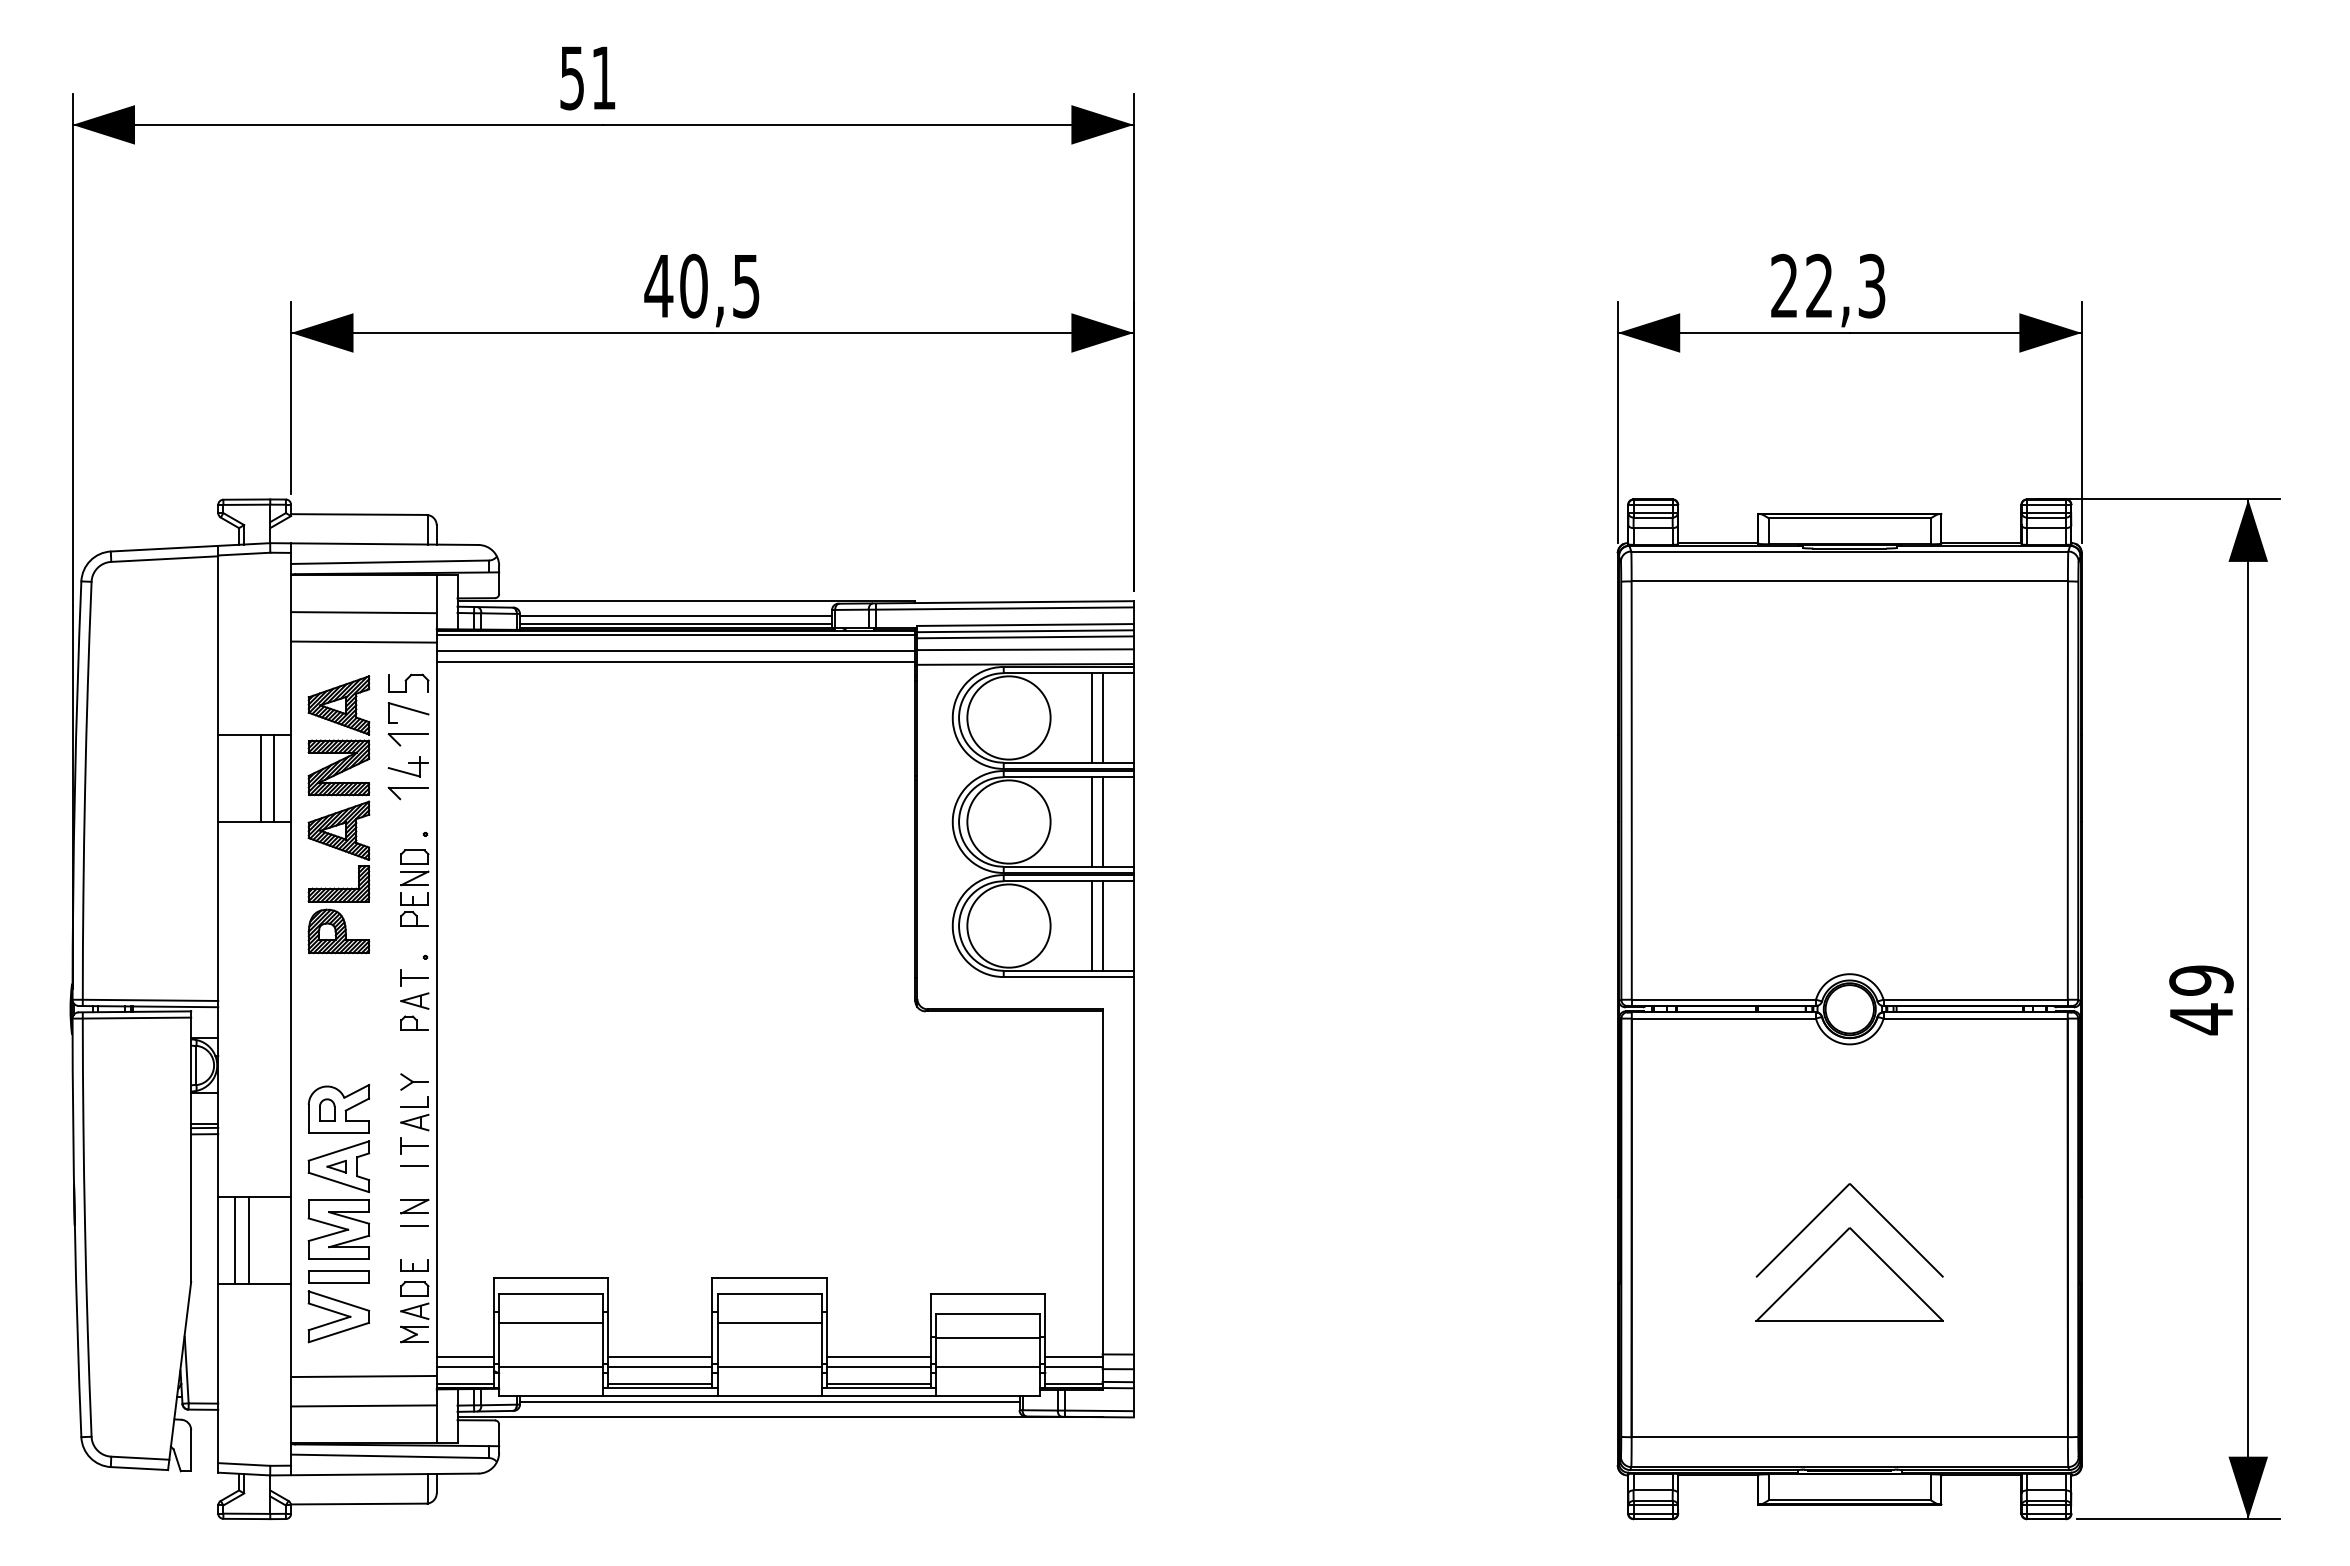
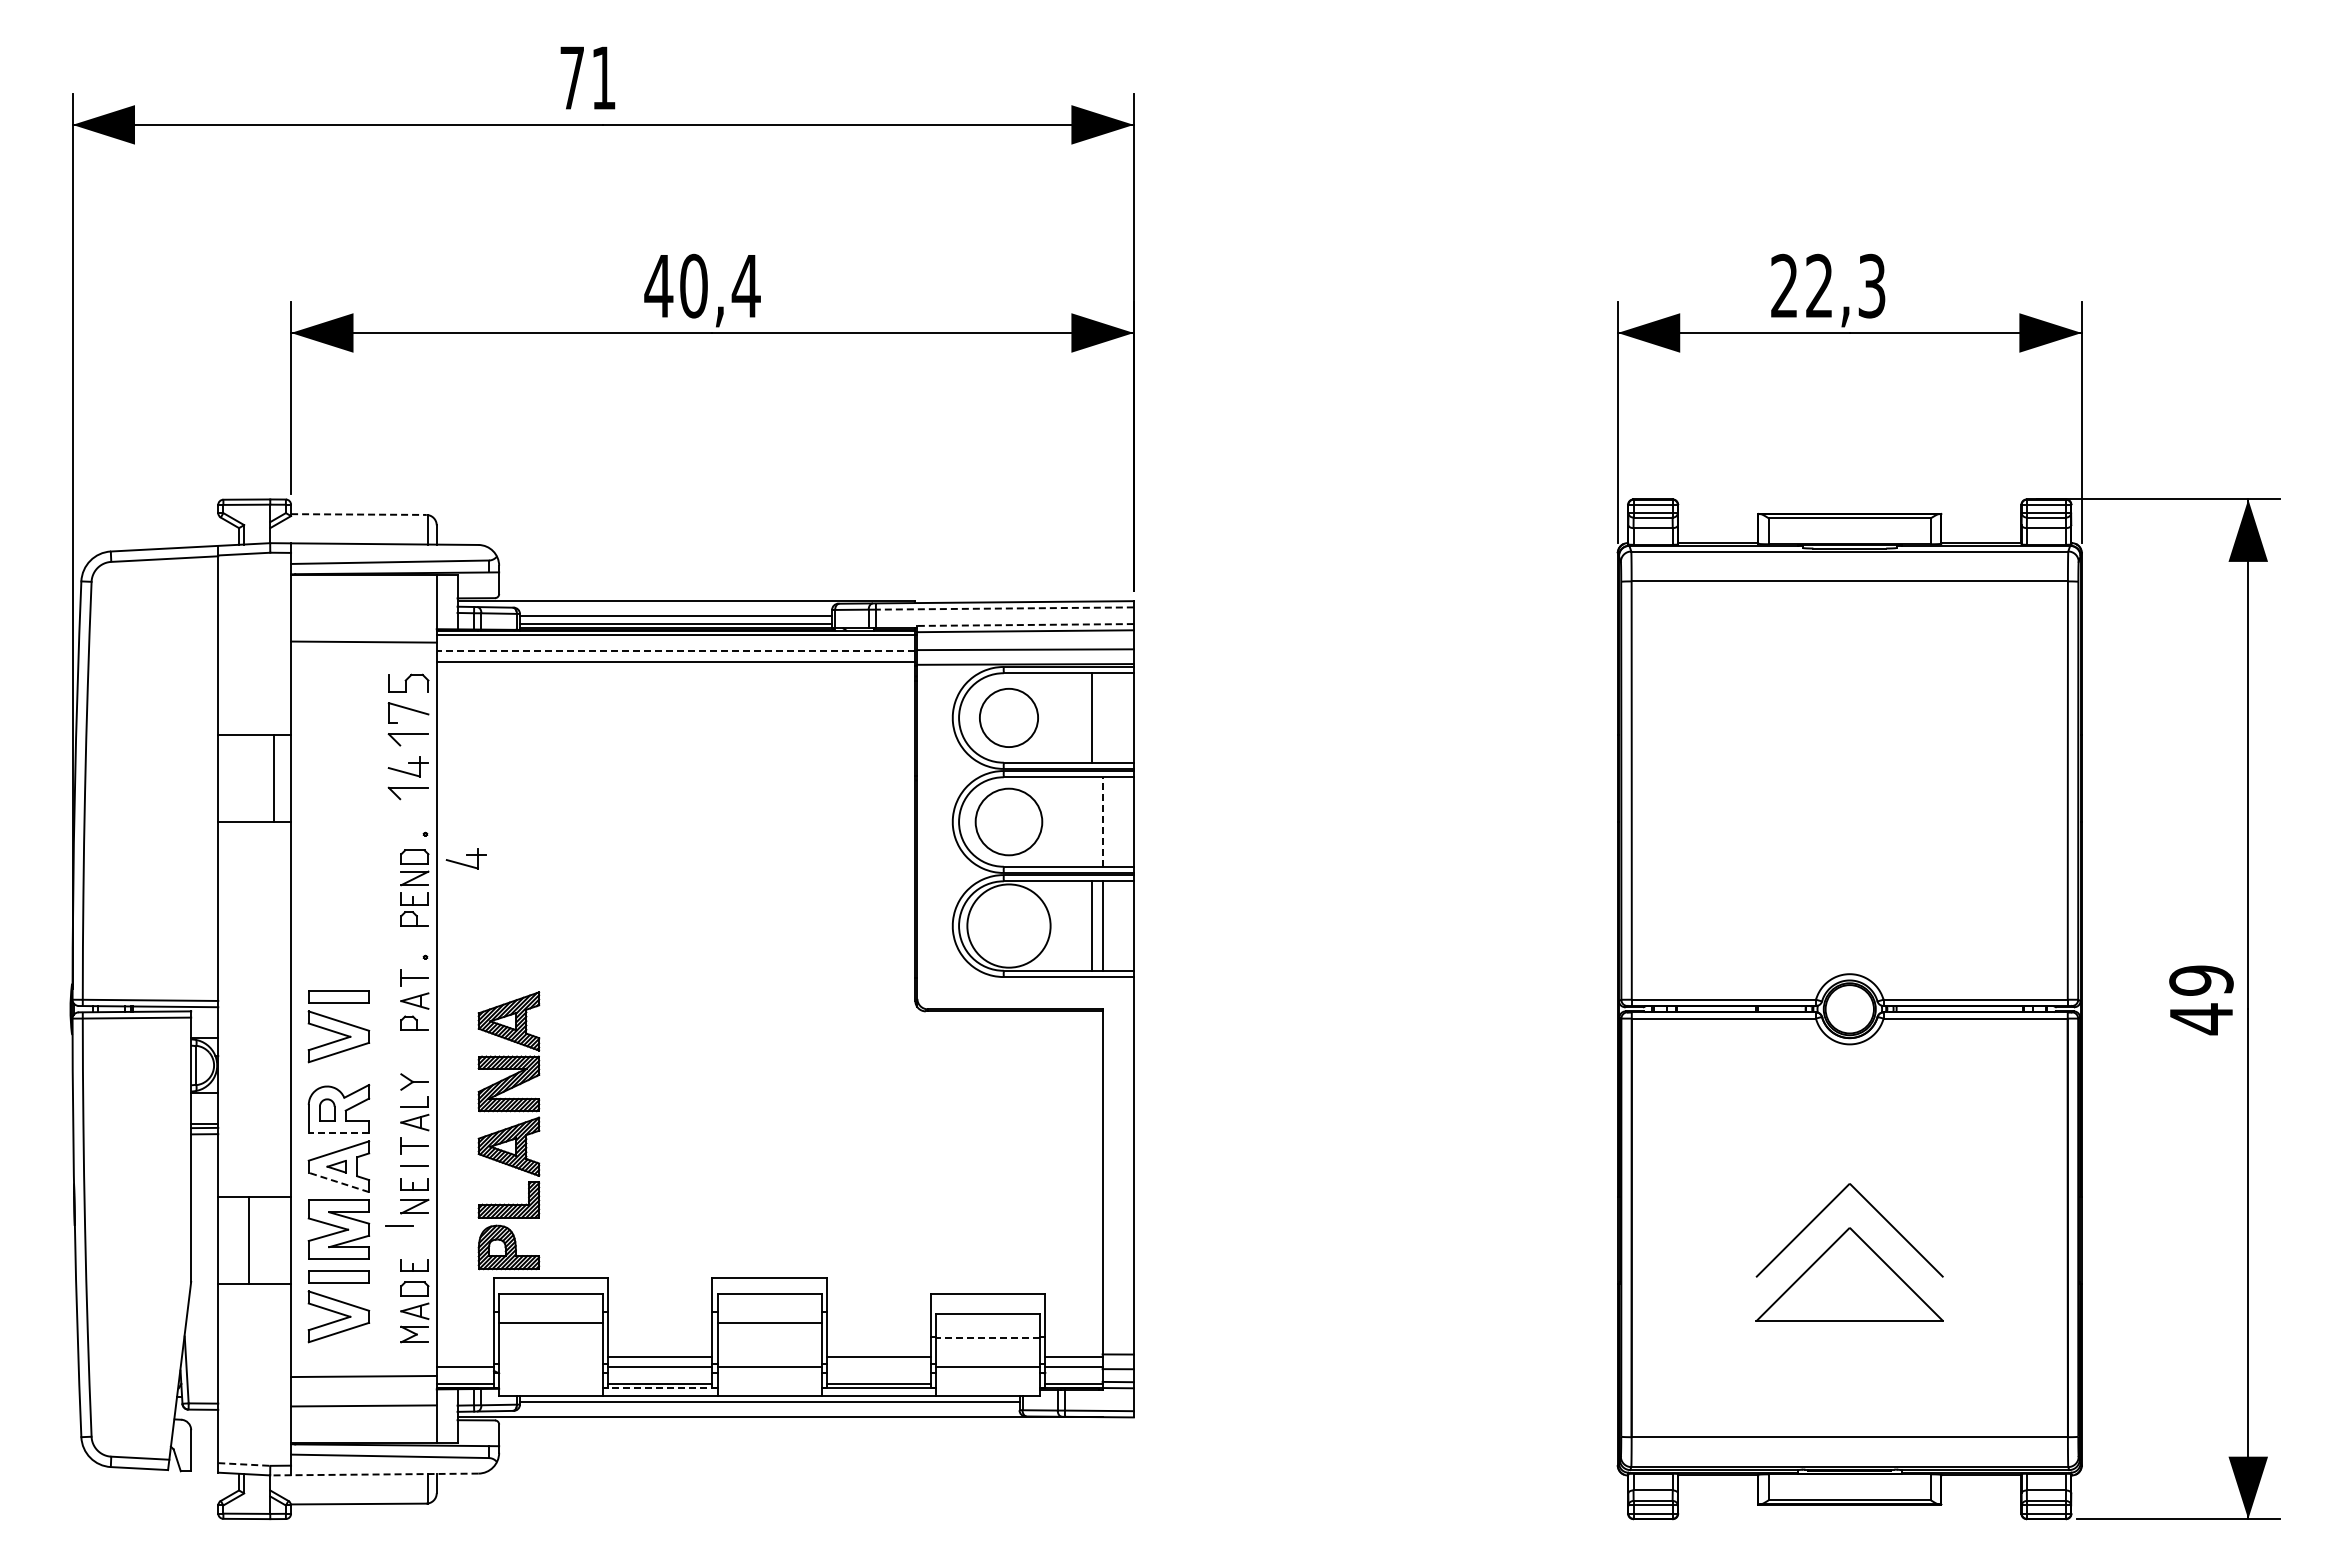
text: 51 -> 71 (571, 78)
text: 40,5 -> 40,4 (745, 286)
line: solid -> dashed (358, 514)
line: solid -> dashed (1004, 608)
line: present -> none (363, 612)
line: solid -> dashed (1025, 625)
line: present -> none (1025, 637)
line: solid -> dashed (675, 651)
circle diameter: 83 px -> 58 px (1008, 717)
line: present -> none (1102, 717)
line: present -> none (261, 778)
part position: (338, 814) -> (508, 1130) (508, 1130)
circle diameter: 83 px -> 67 px (1008, 821)
line: present -> none (1092, 821)
line: solid -> dashed (1102, 822)
part: none -> present (465, 858)
part: none -> present (338, 1026)
line: solid -> dashed (338, 1133)
line: solid -> dashed (338, 1182)
part: none -> present (414, 1184)
line position: (414, 1225) -> (399, 1225) (399, 1225)
line: present -> none (234, 1239)
line: solid -> dashed (987, 1337)
line: present -> none (464, 1356)
line: present -> none (551, 1367)
line: present -> none (878, 1367)
line: solid -> dashed (659, 1388)
line: solid -> dashed (244, 1464)
line: solid -> dashed (373, 1474)
